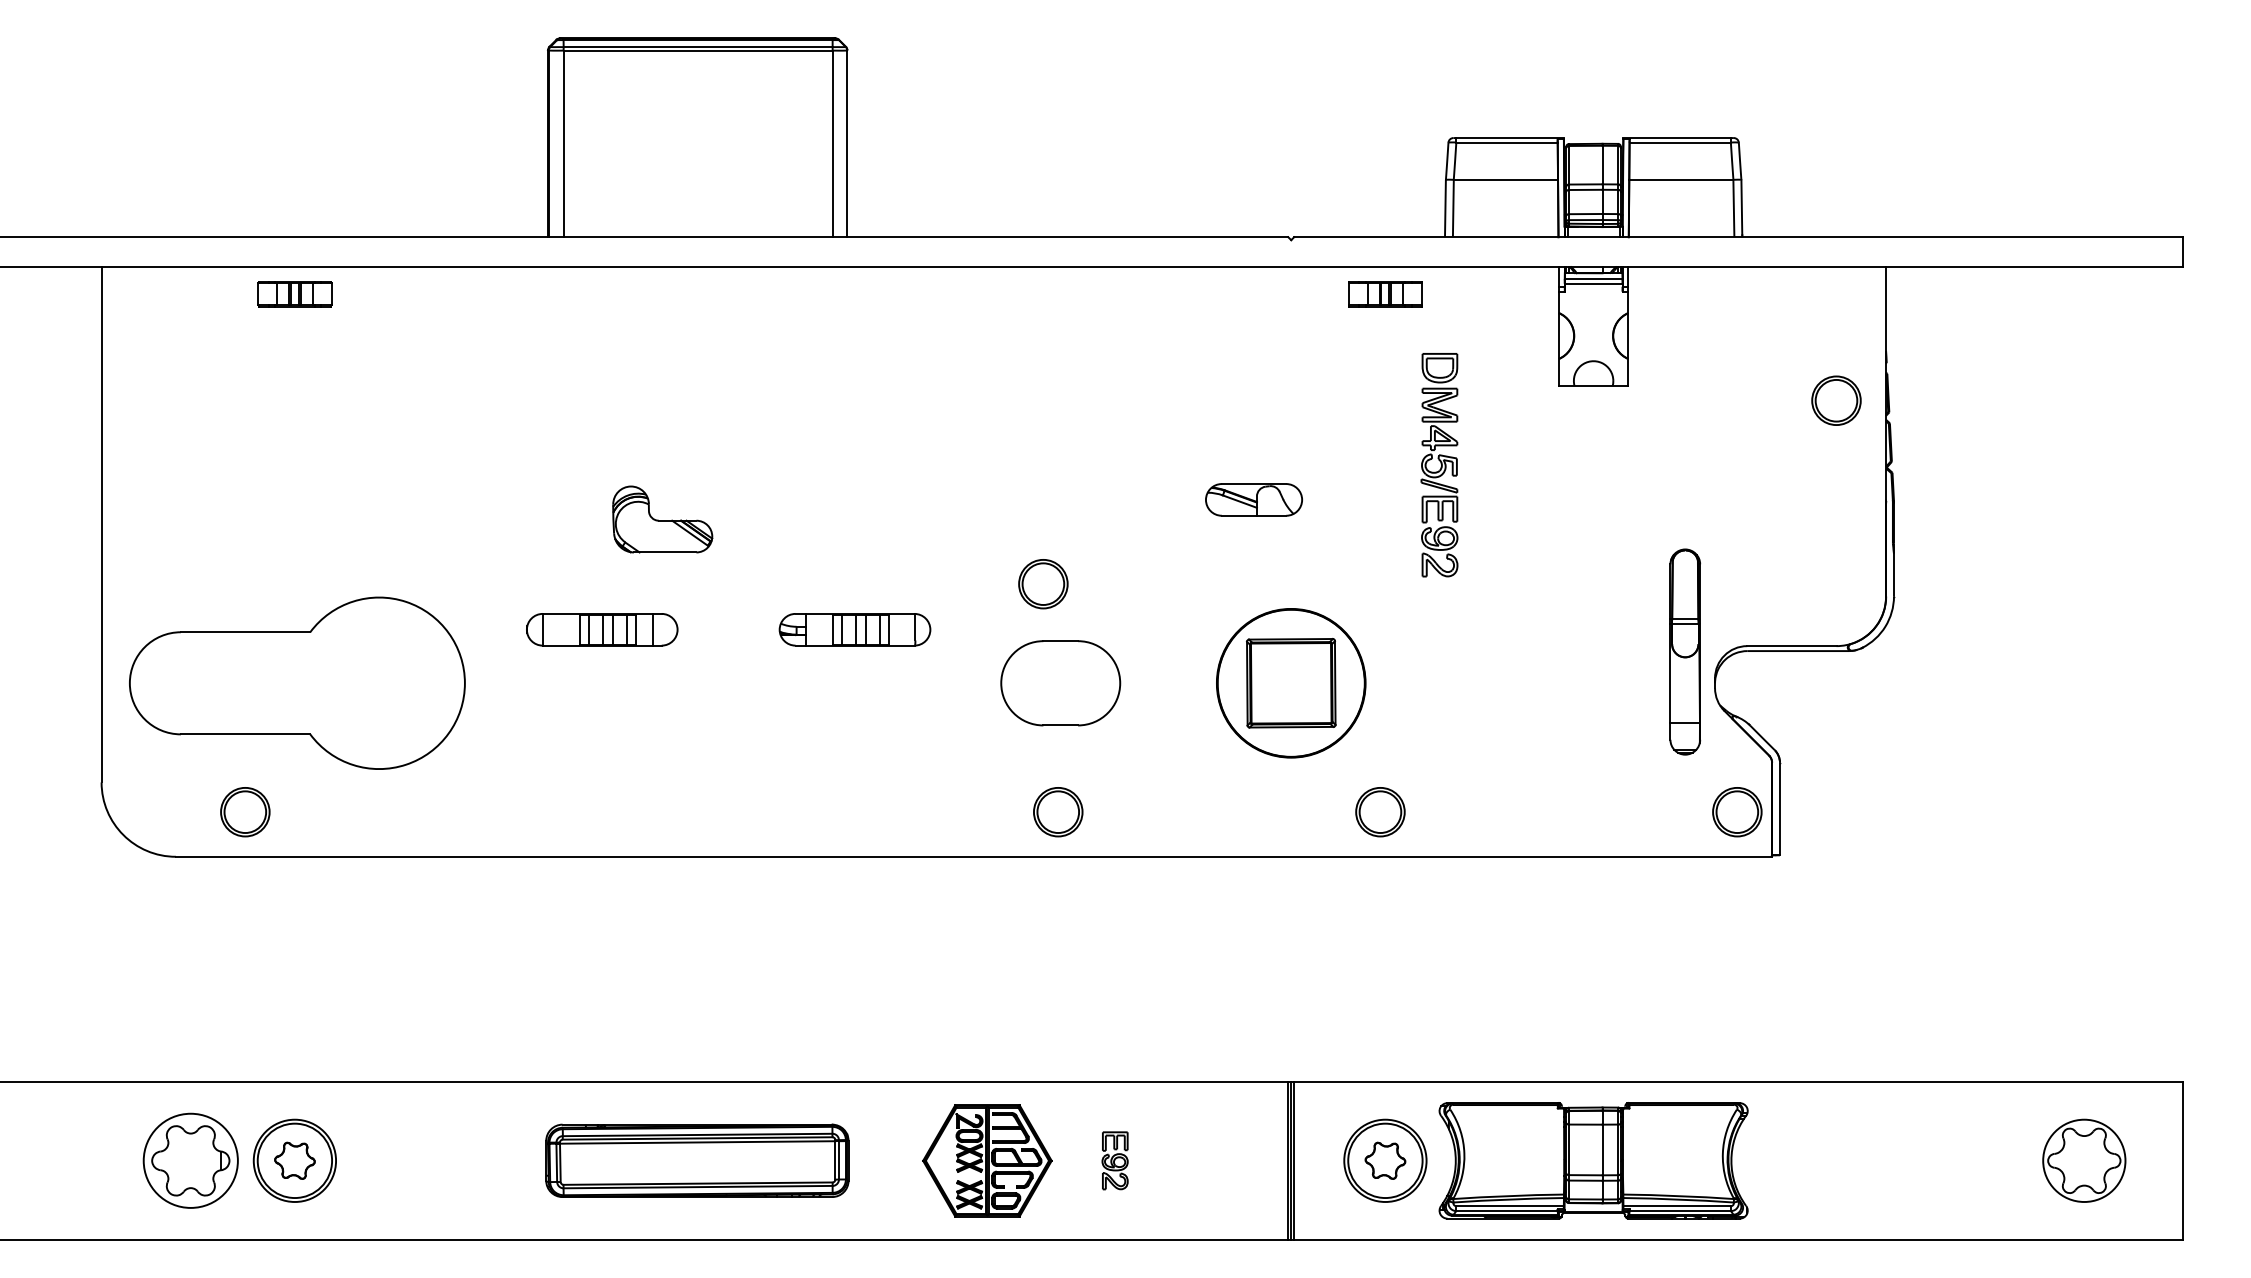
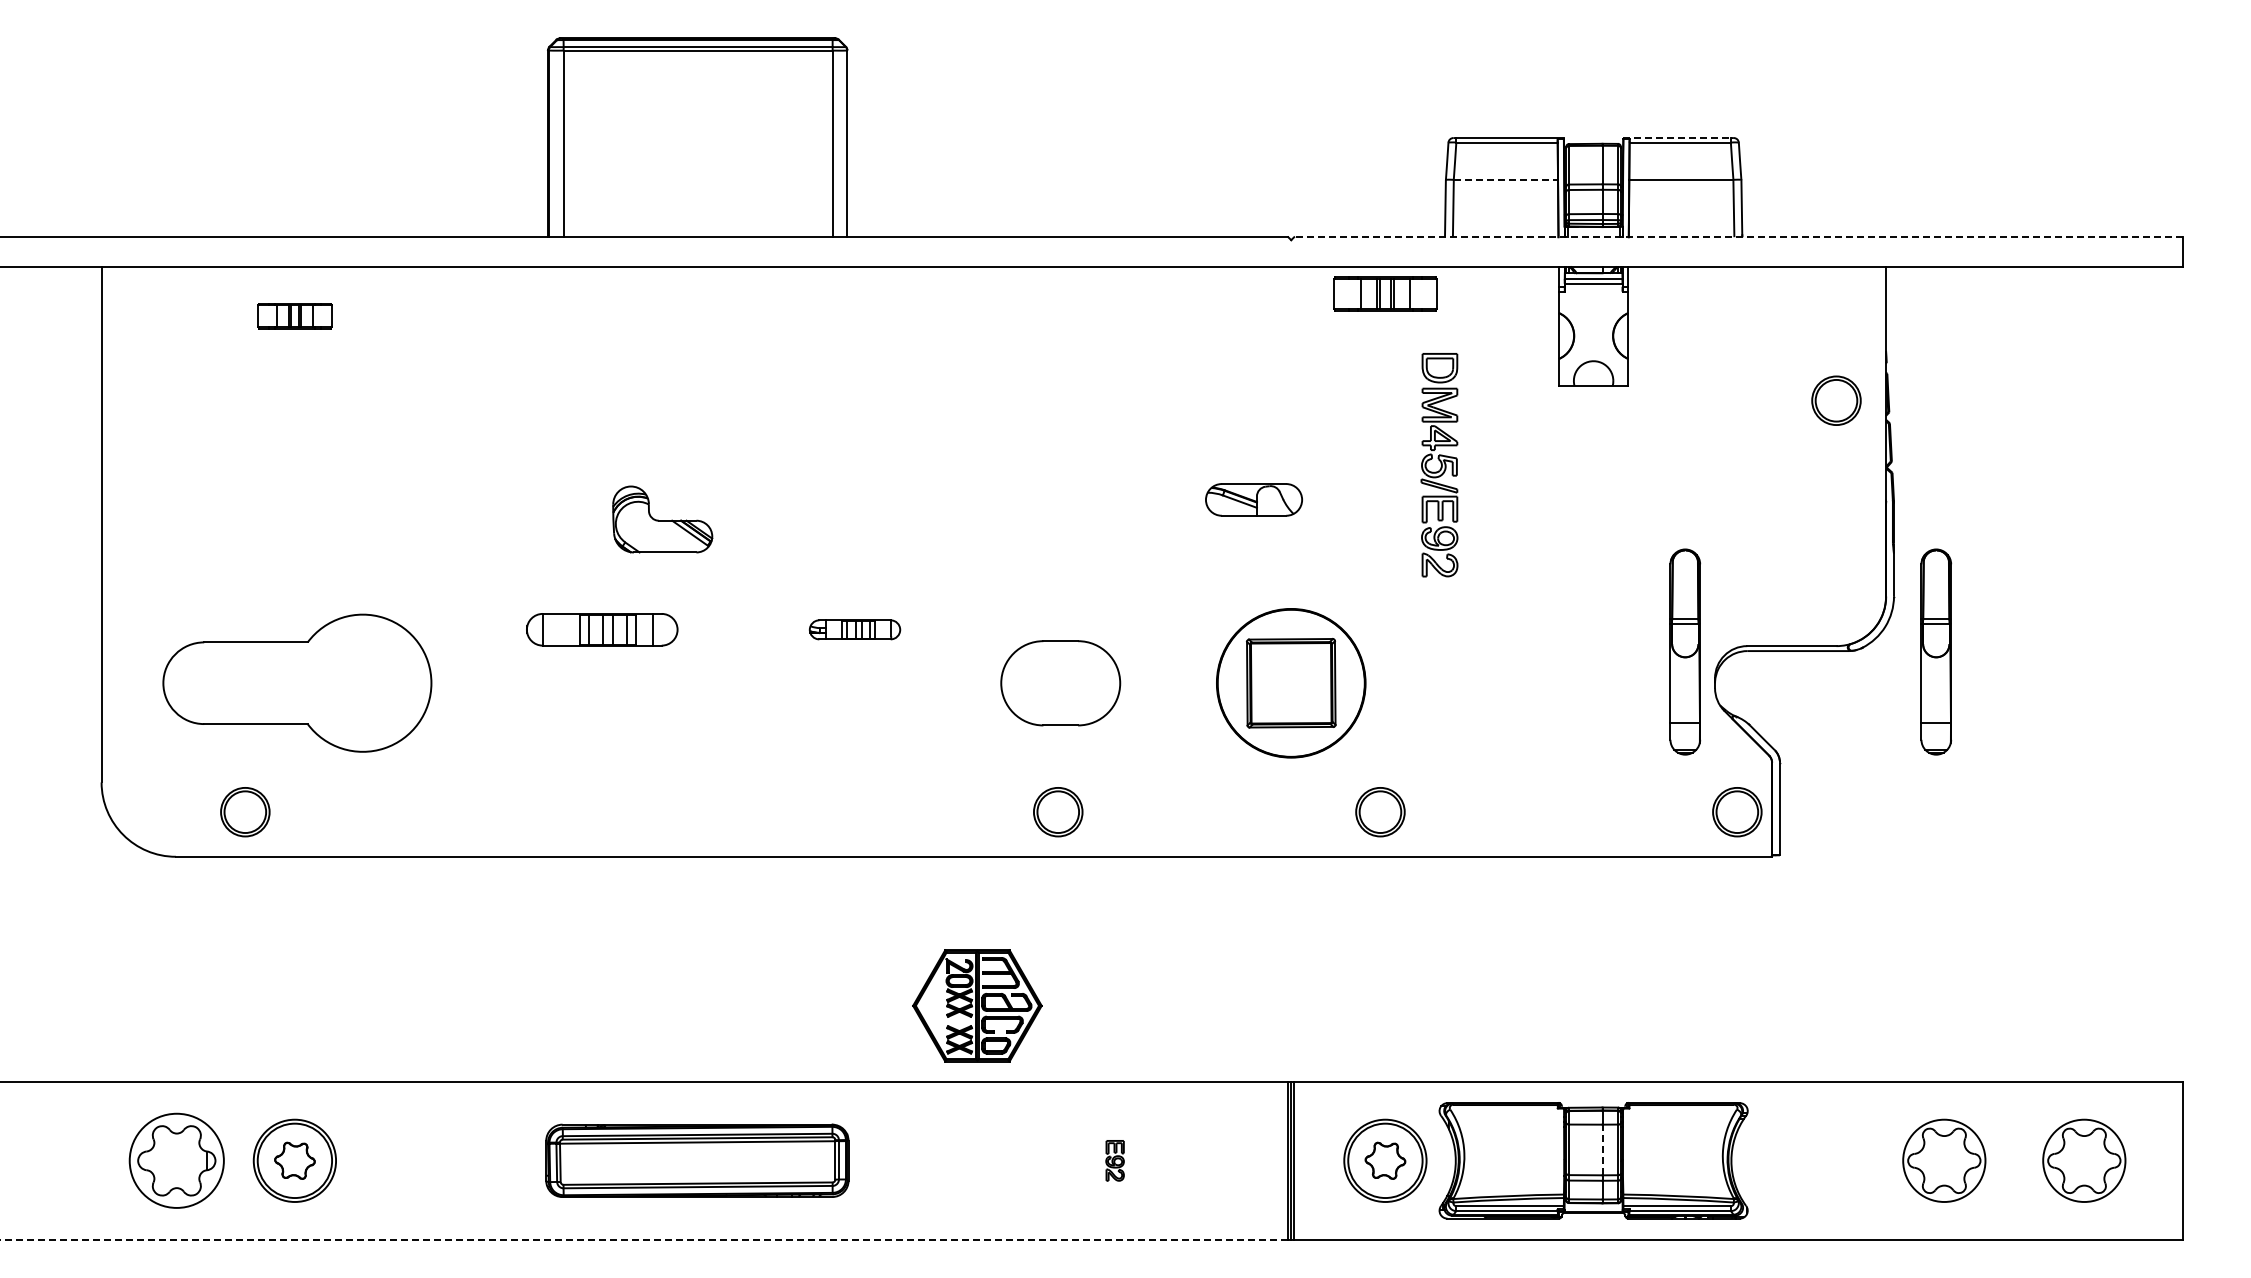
line: solid -> dashed (1677, 138)
line: solid -> dashed (1506, 179)
line: solid -> dashed (1738, 237)
part position: (294, 294) -> (294, 316) (294, 316)
part size: 75x27 px -> 105x36 px (1385, 293)
part: present -> none (1043, 584)
part size: 154x34 px -> 94x22 px (854, 629)
part: none -> present (1936, 651)
part size: 337x174 px -> 271x140 px (297, 682)
line: solid -> dashed (1602, 1149)
part position: (190, 1160) -> (176, 1160) (176, 1160)
part position: (987, 1160) -> (977, 1005) (977, 1005)
part size: 28x60 px -> 20x42 px (1114, 1160)
part: none -> present (1944, 1160)
line: solid -> dashed (643, 1239)
